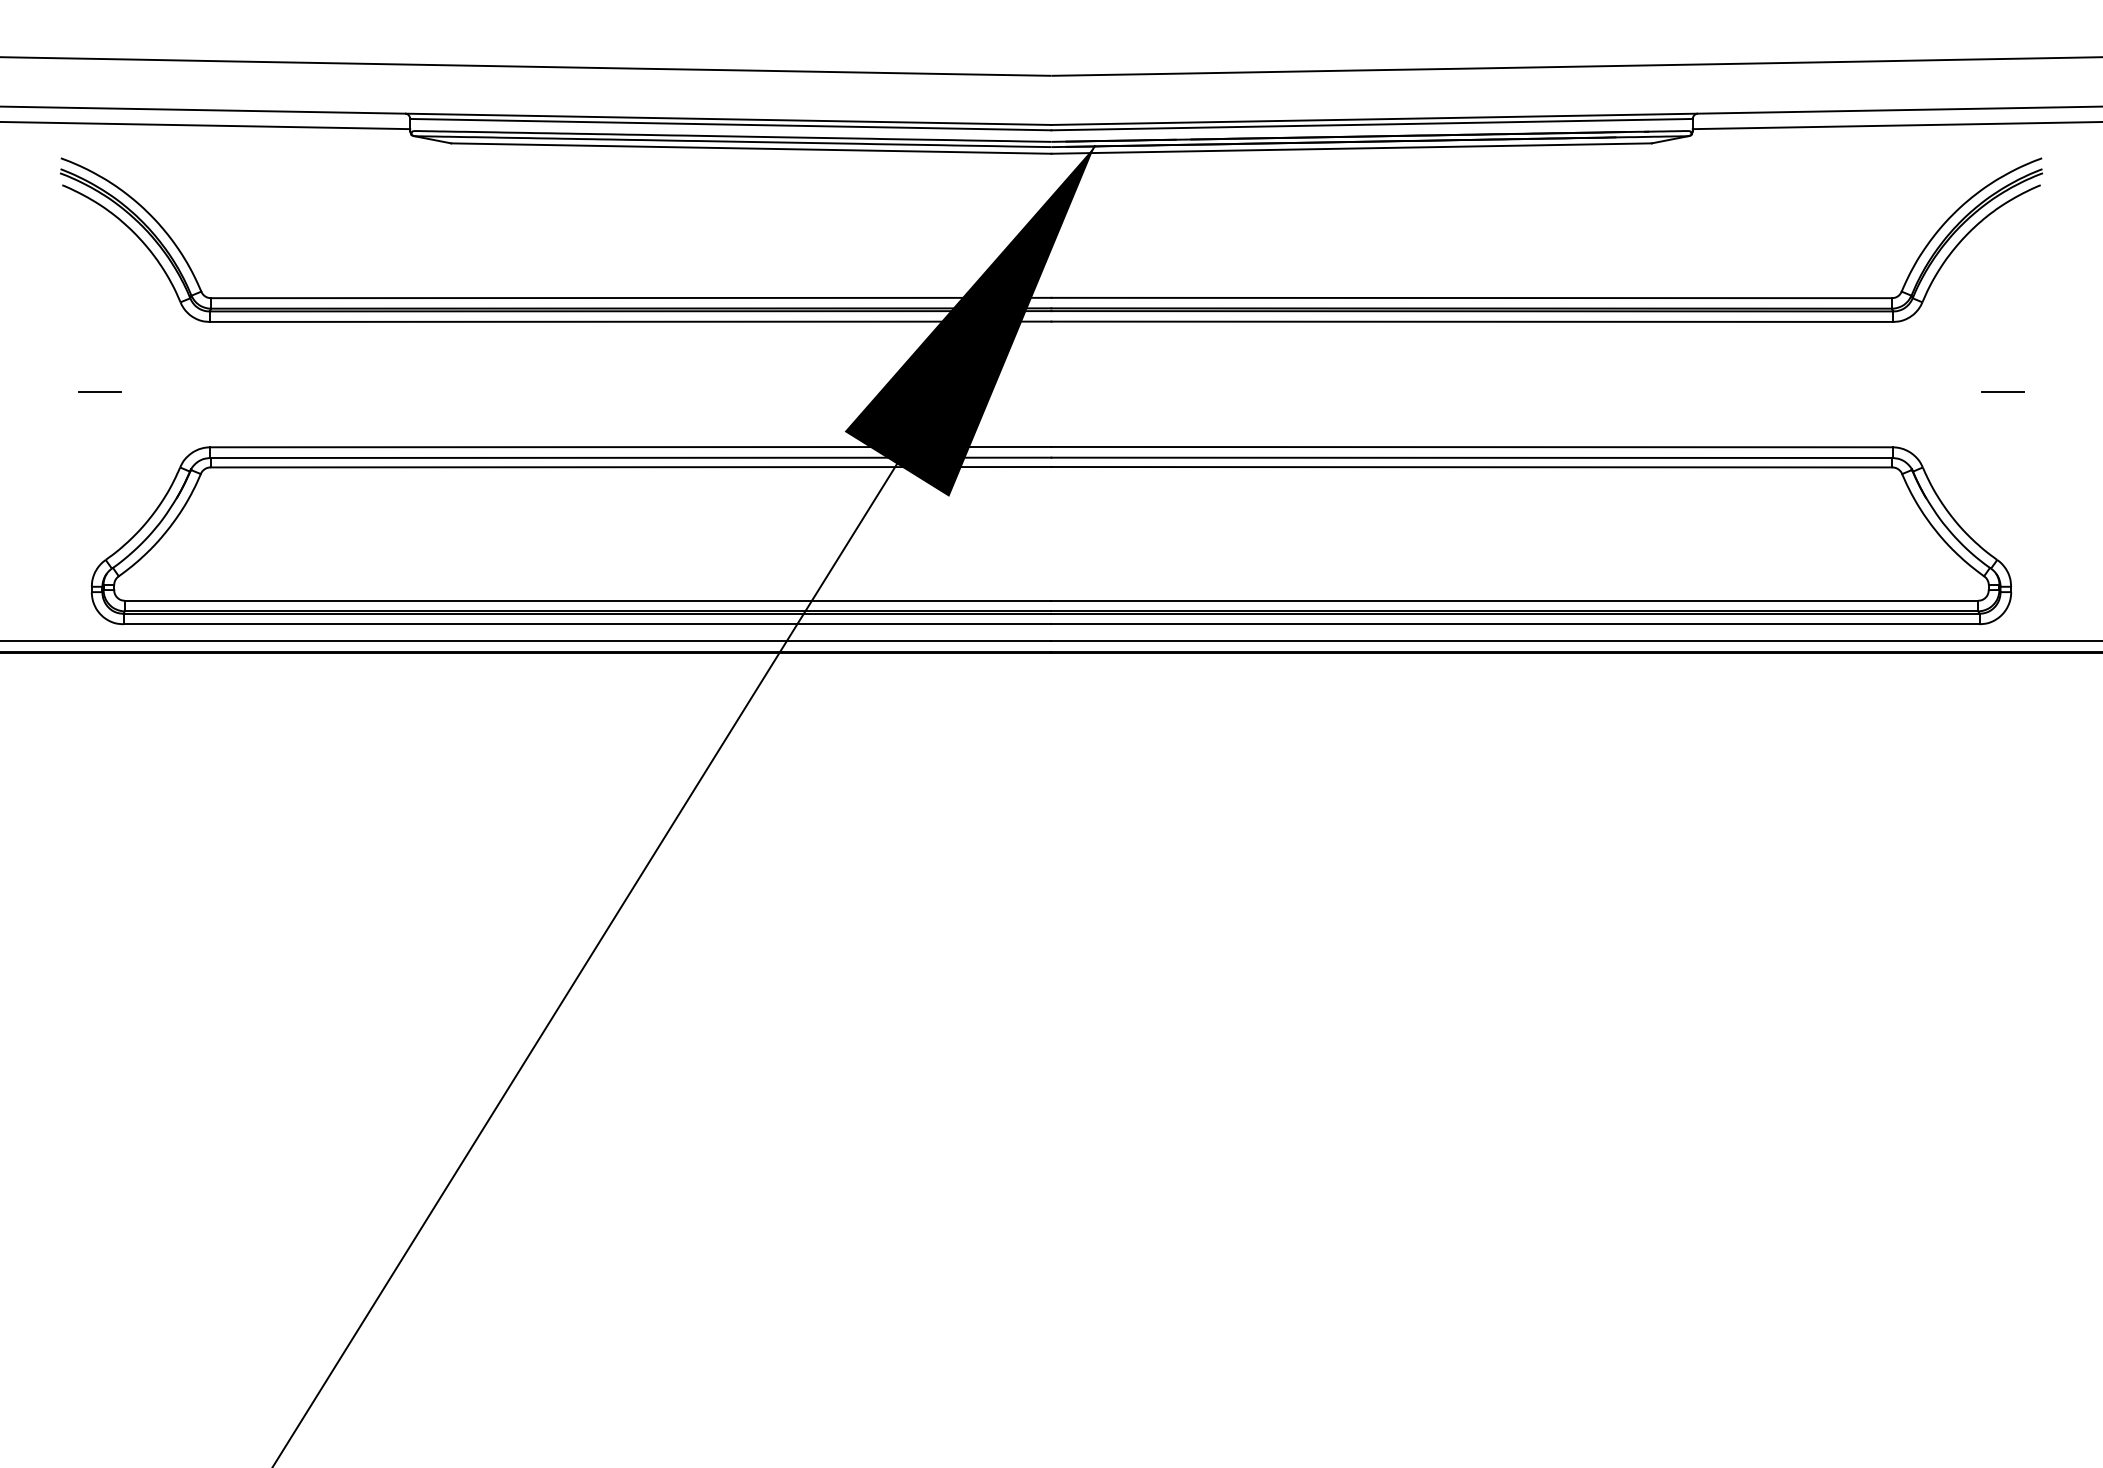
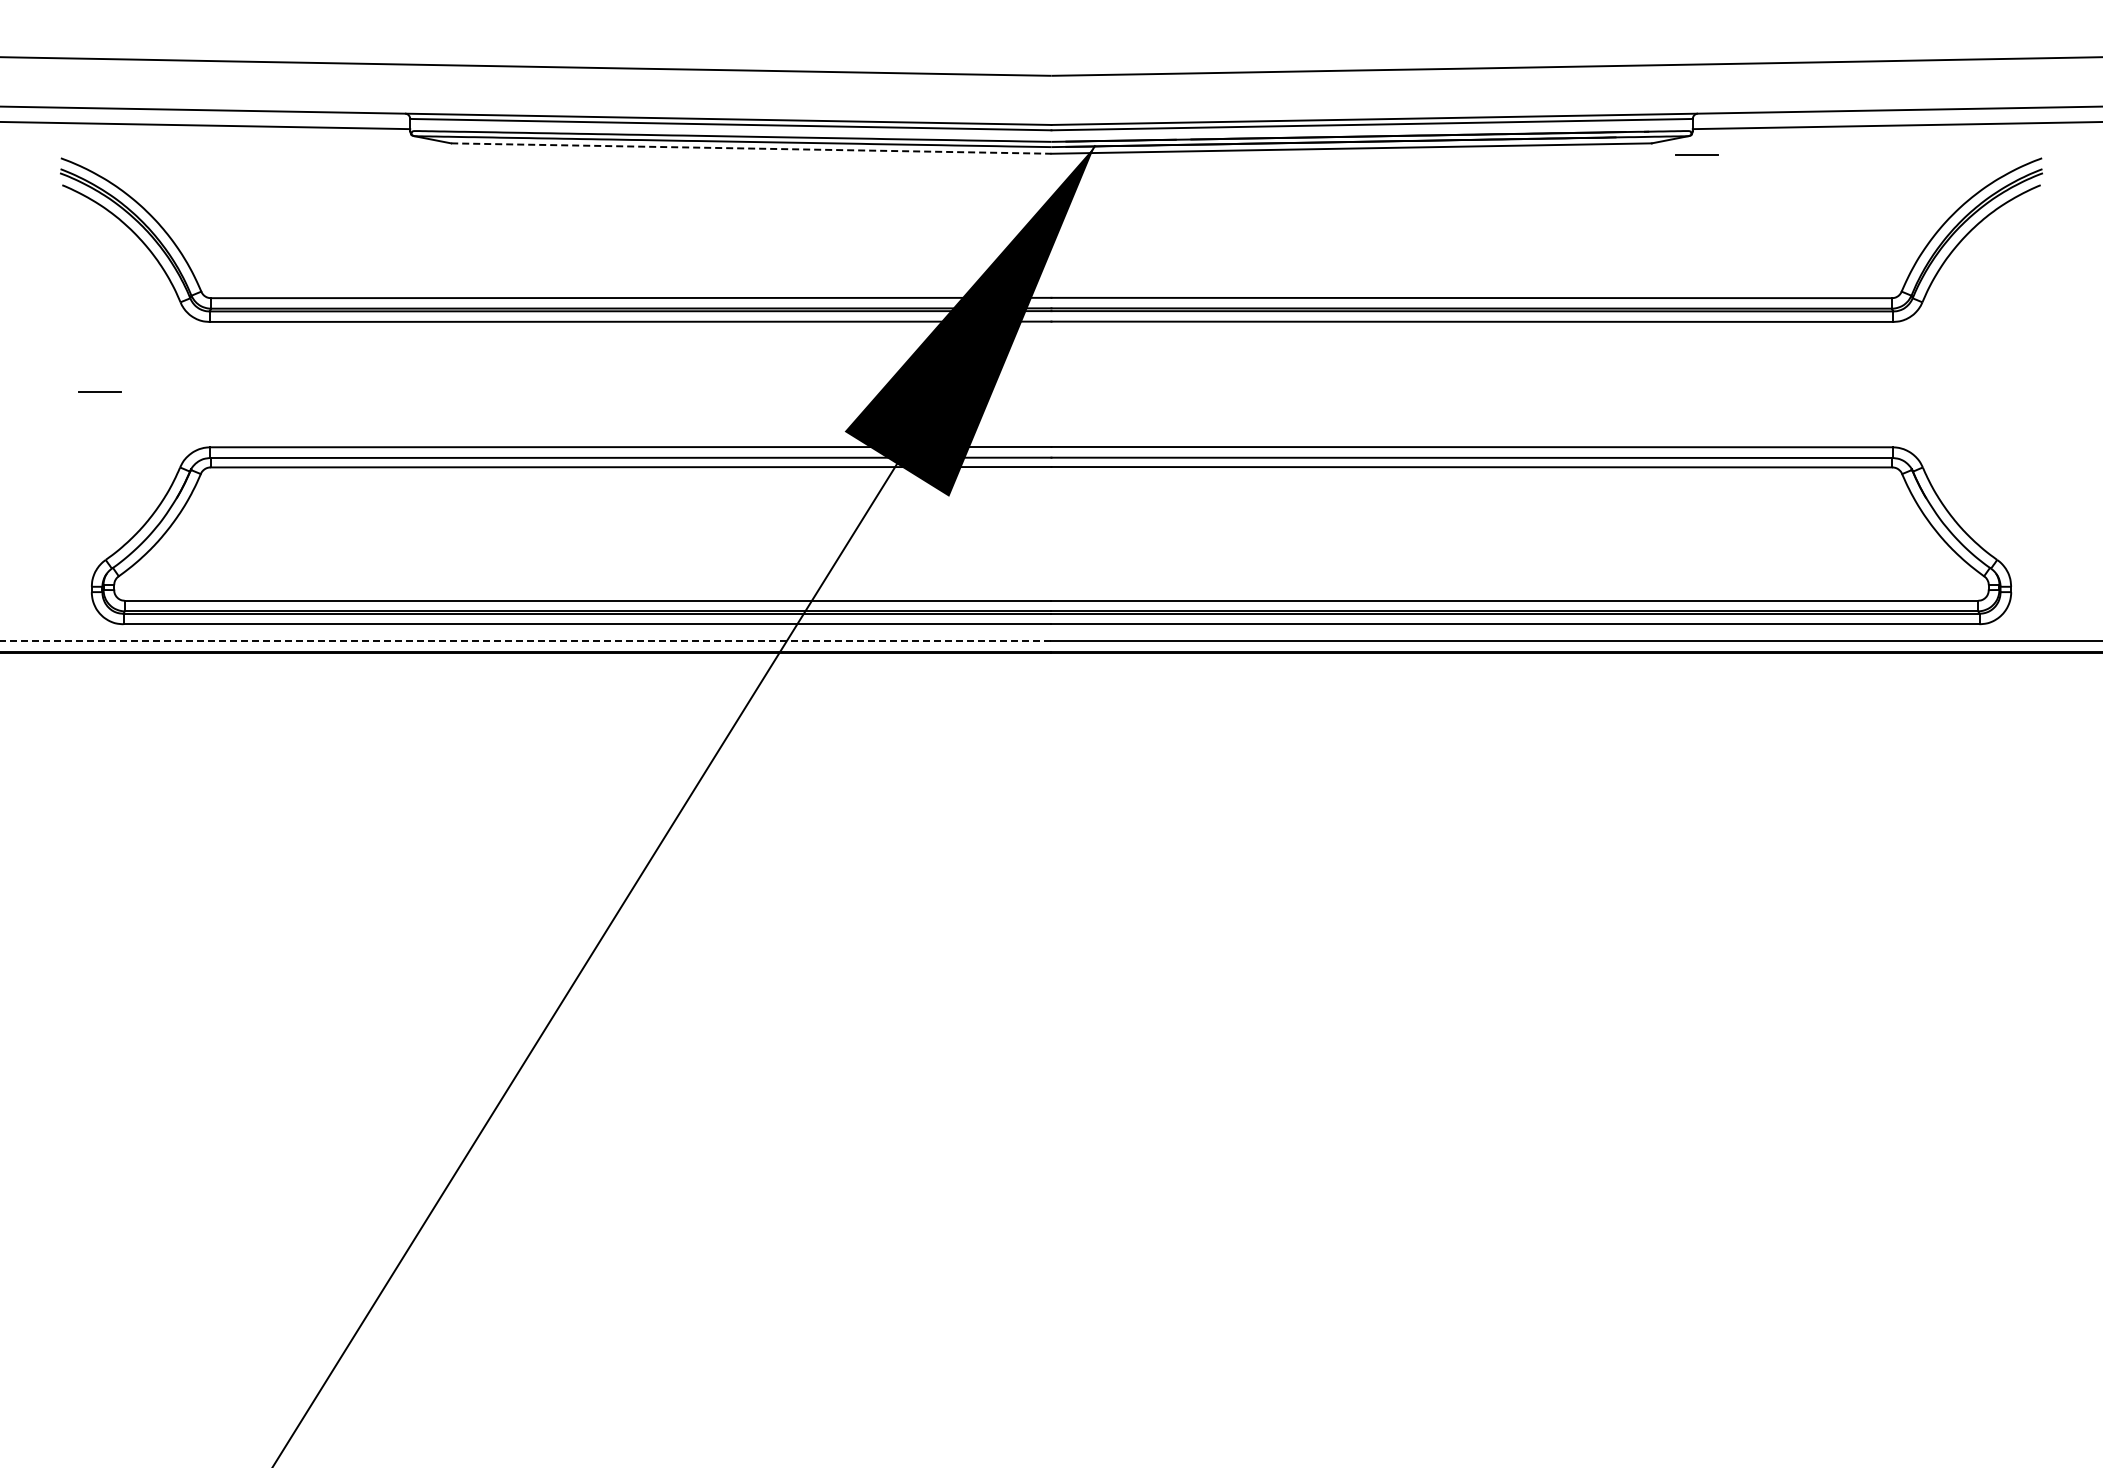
line: solid -> dashed (751, 148)
line position: (2002, 391) -> (1696, 154) (1696, 154)
line: solid -> dashed (525, 640)
